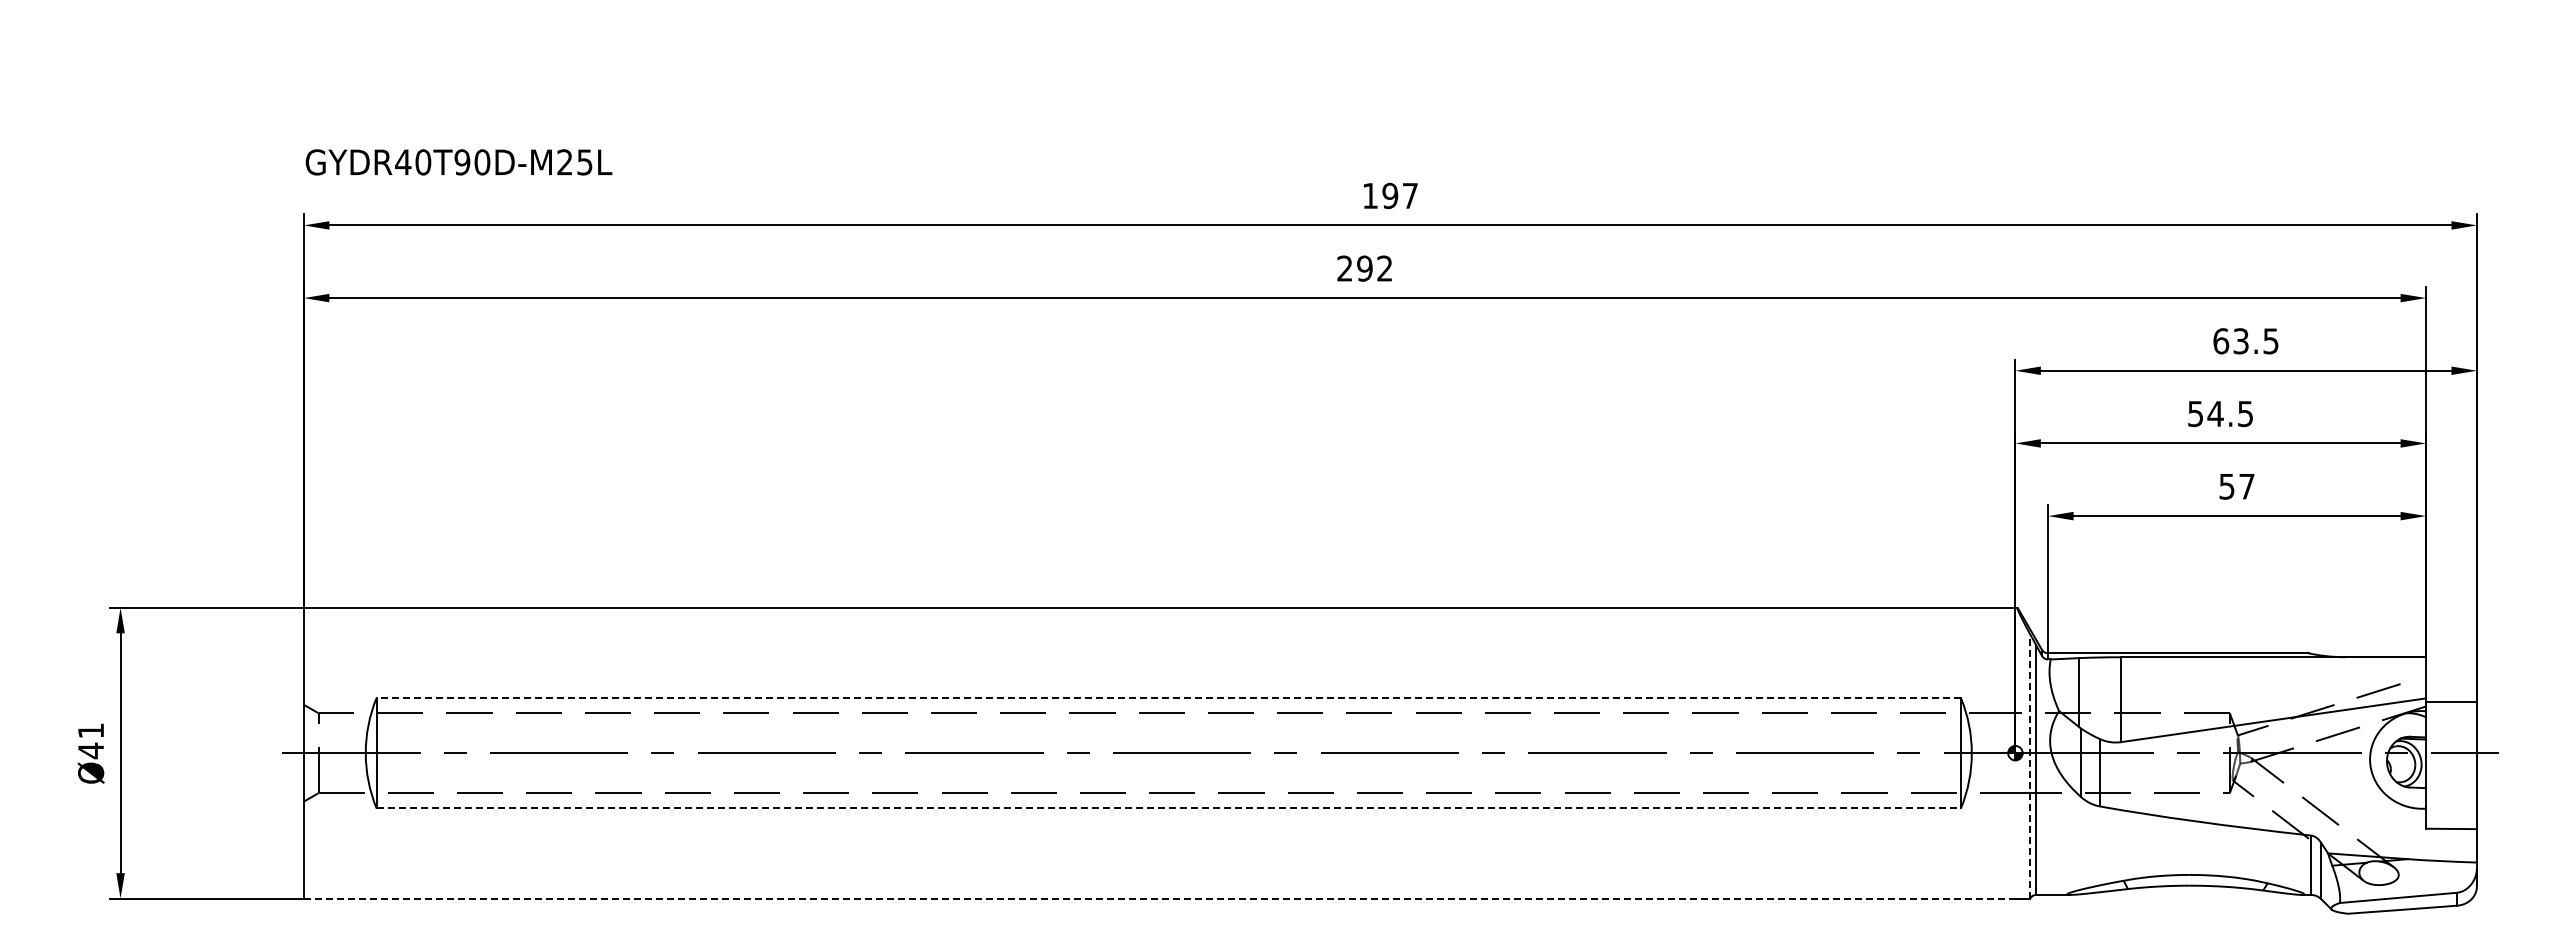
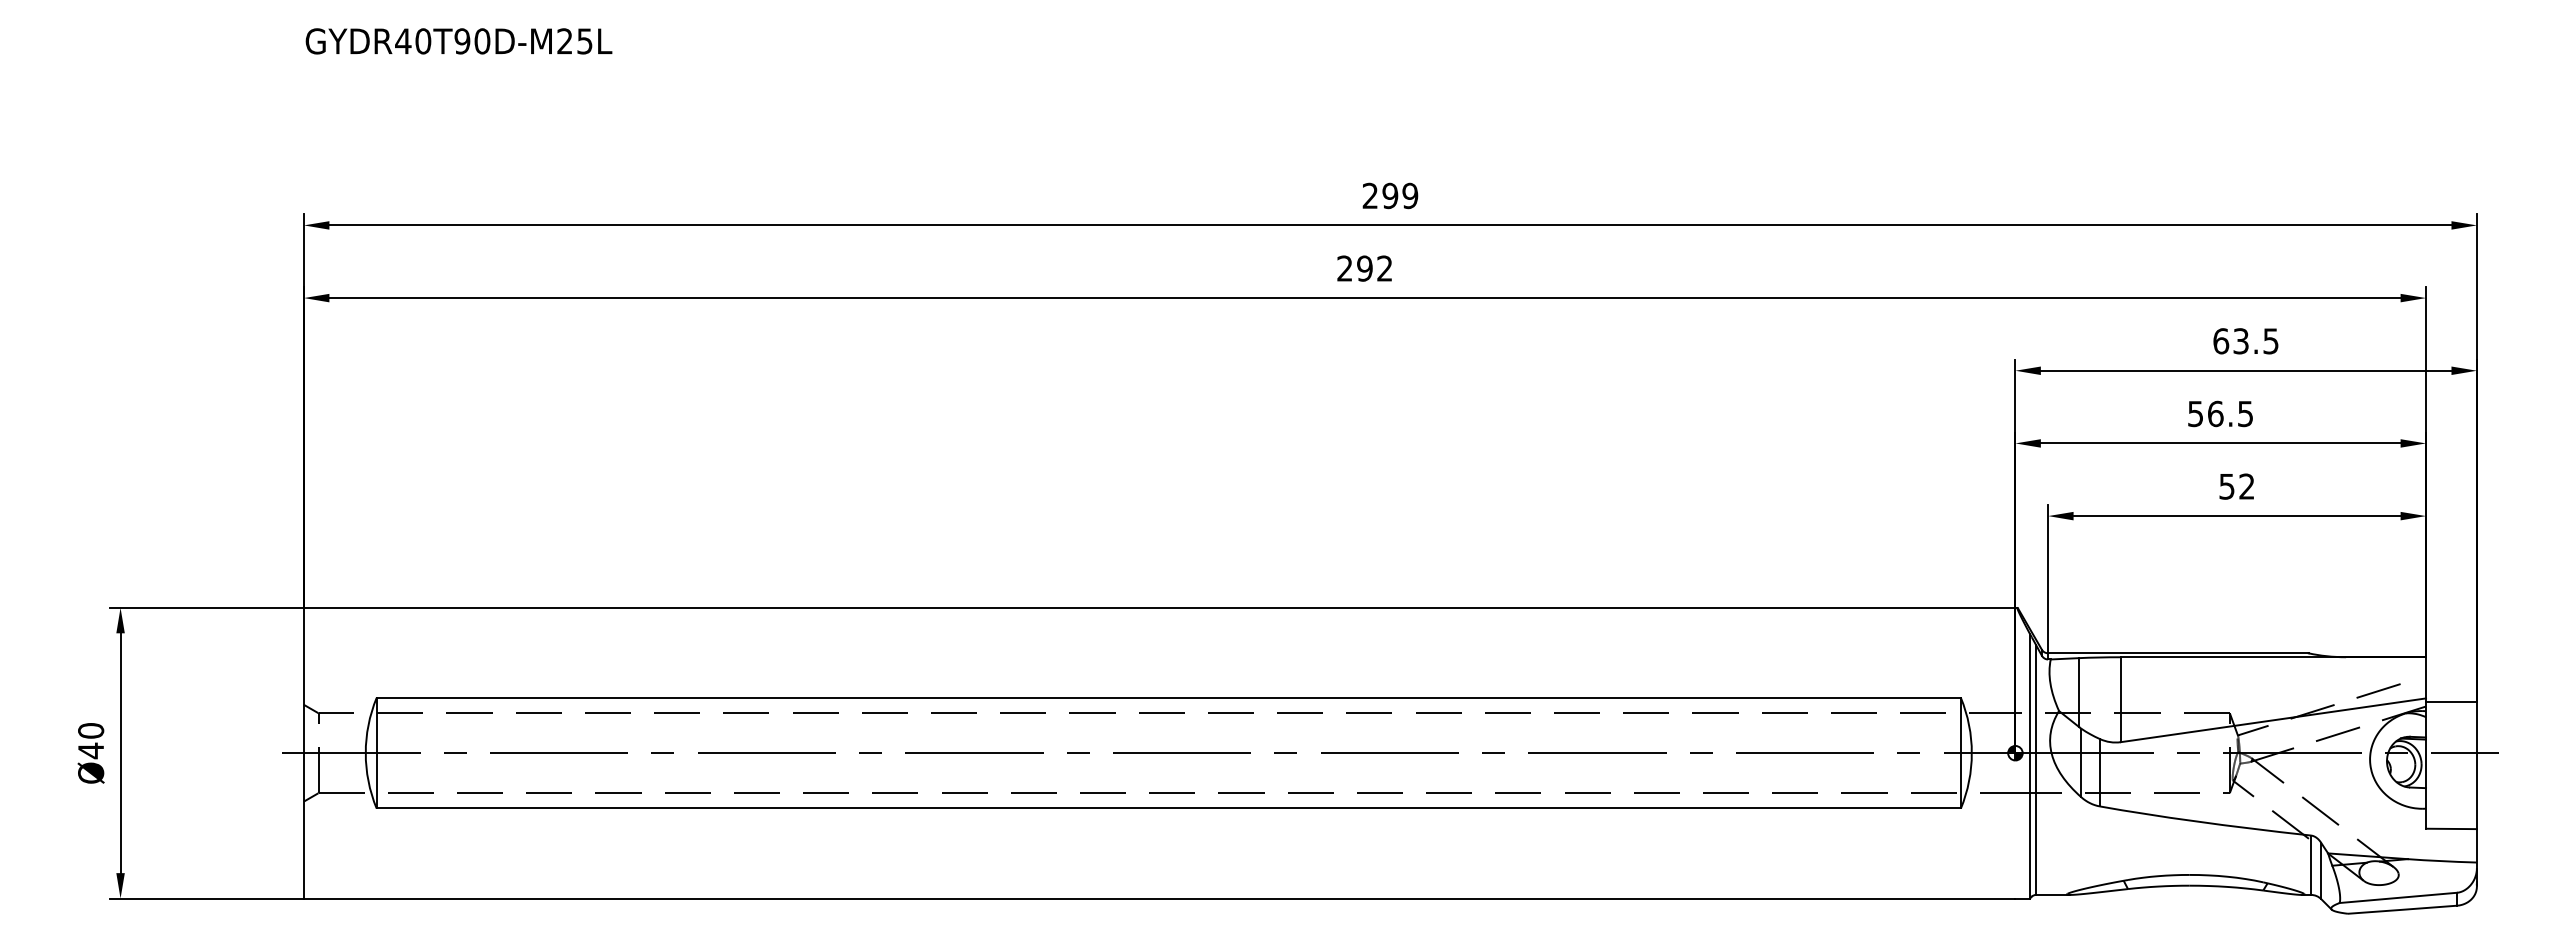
text position: (458, 162) -> (458, 41) (458, 41)
text: 197 -> 299 (1390, 195)
text: 54.5 -> 56.5 (2215, 413)
text: 57 -> 52 (2246, 486)
line: dashed -> solid (1168, 698)
text: Ø41 -> Ø40 (91, 730)
line: dashed -> solid (2029, 765)
line: dashed -> solid (1169, 808)
line: dashed -> solid (1159, 898)
